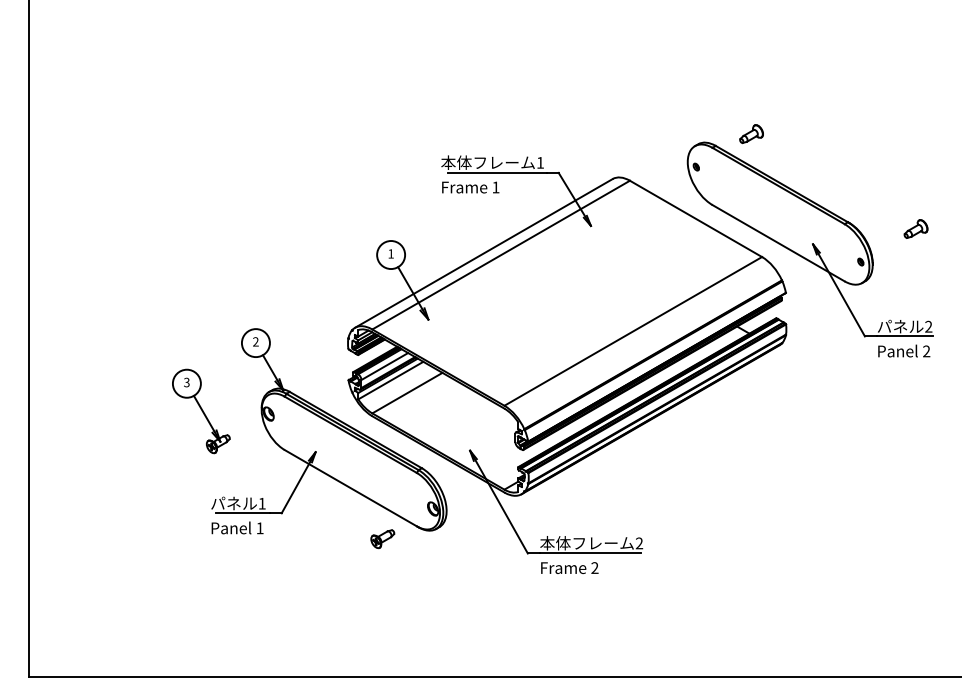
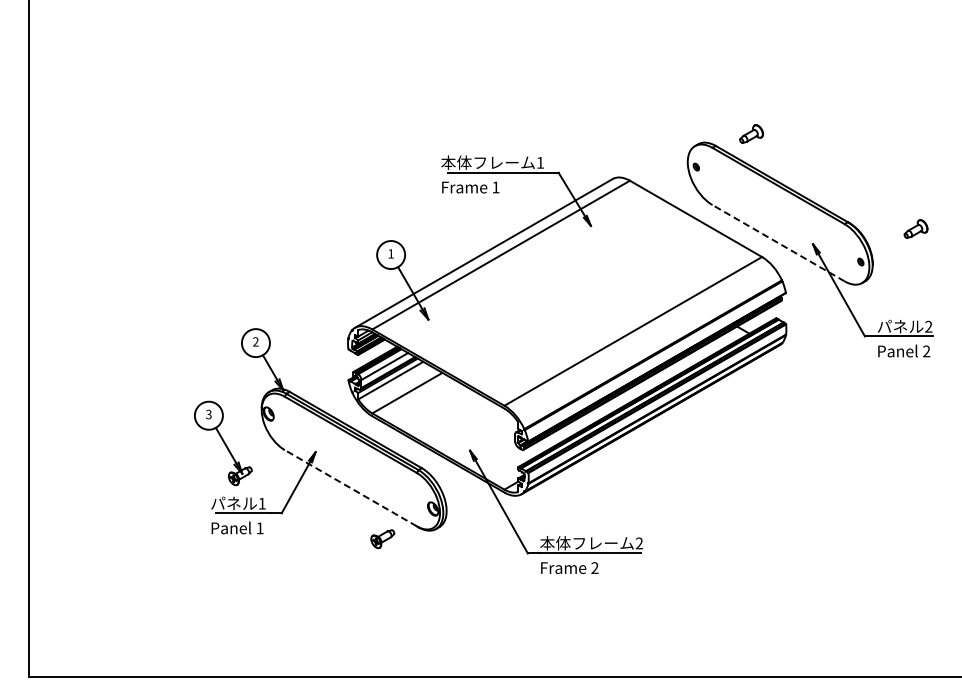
line: solid -> dashed (778, 242)
part position: (201, 411) -> (223, 443) (223, 443)
line: solid -> dashed (350, 487)
